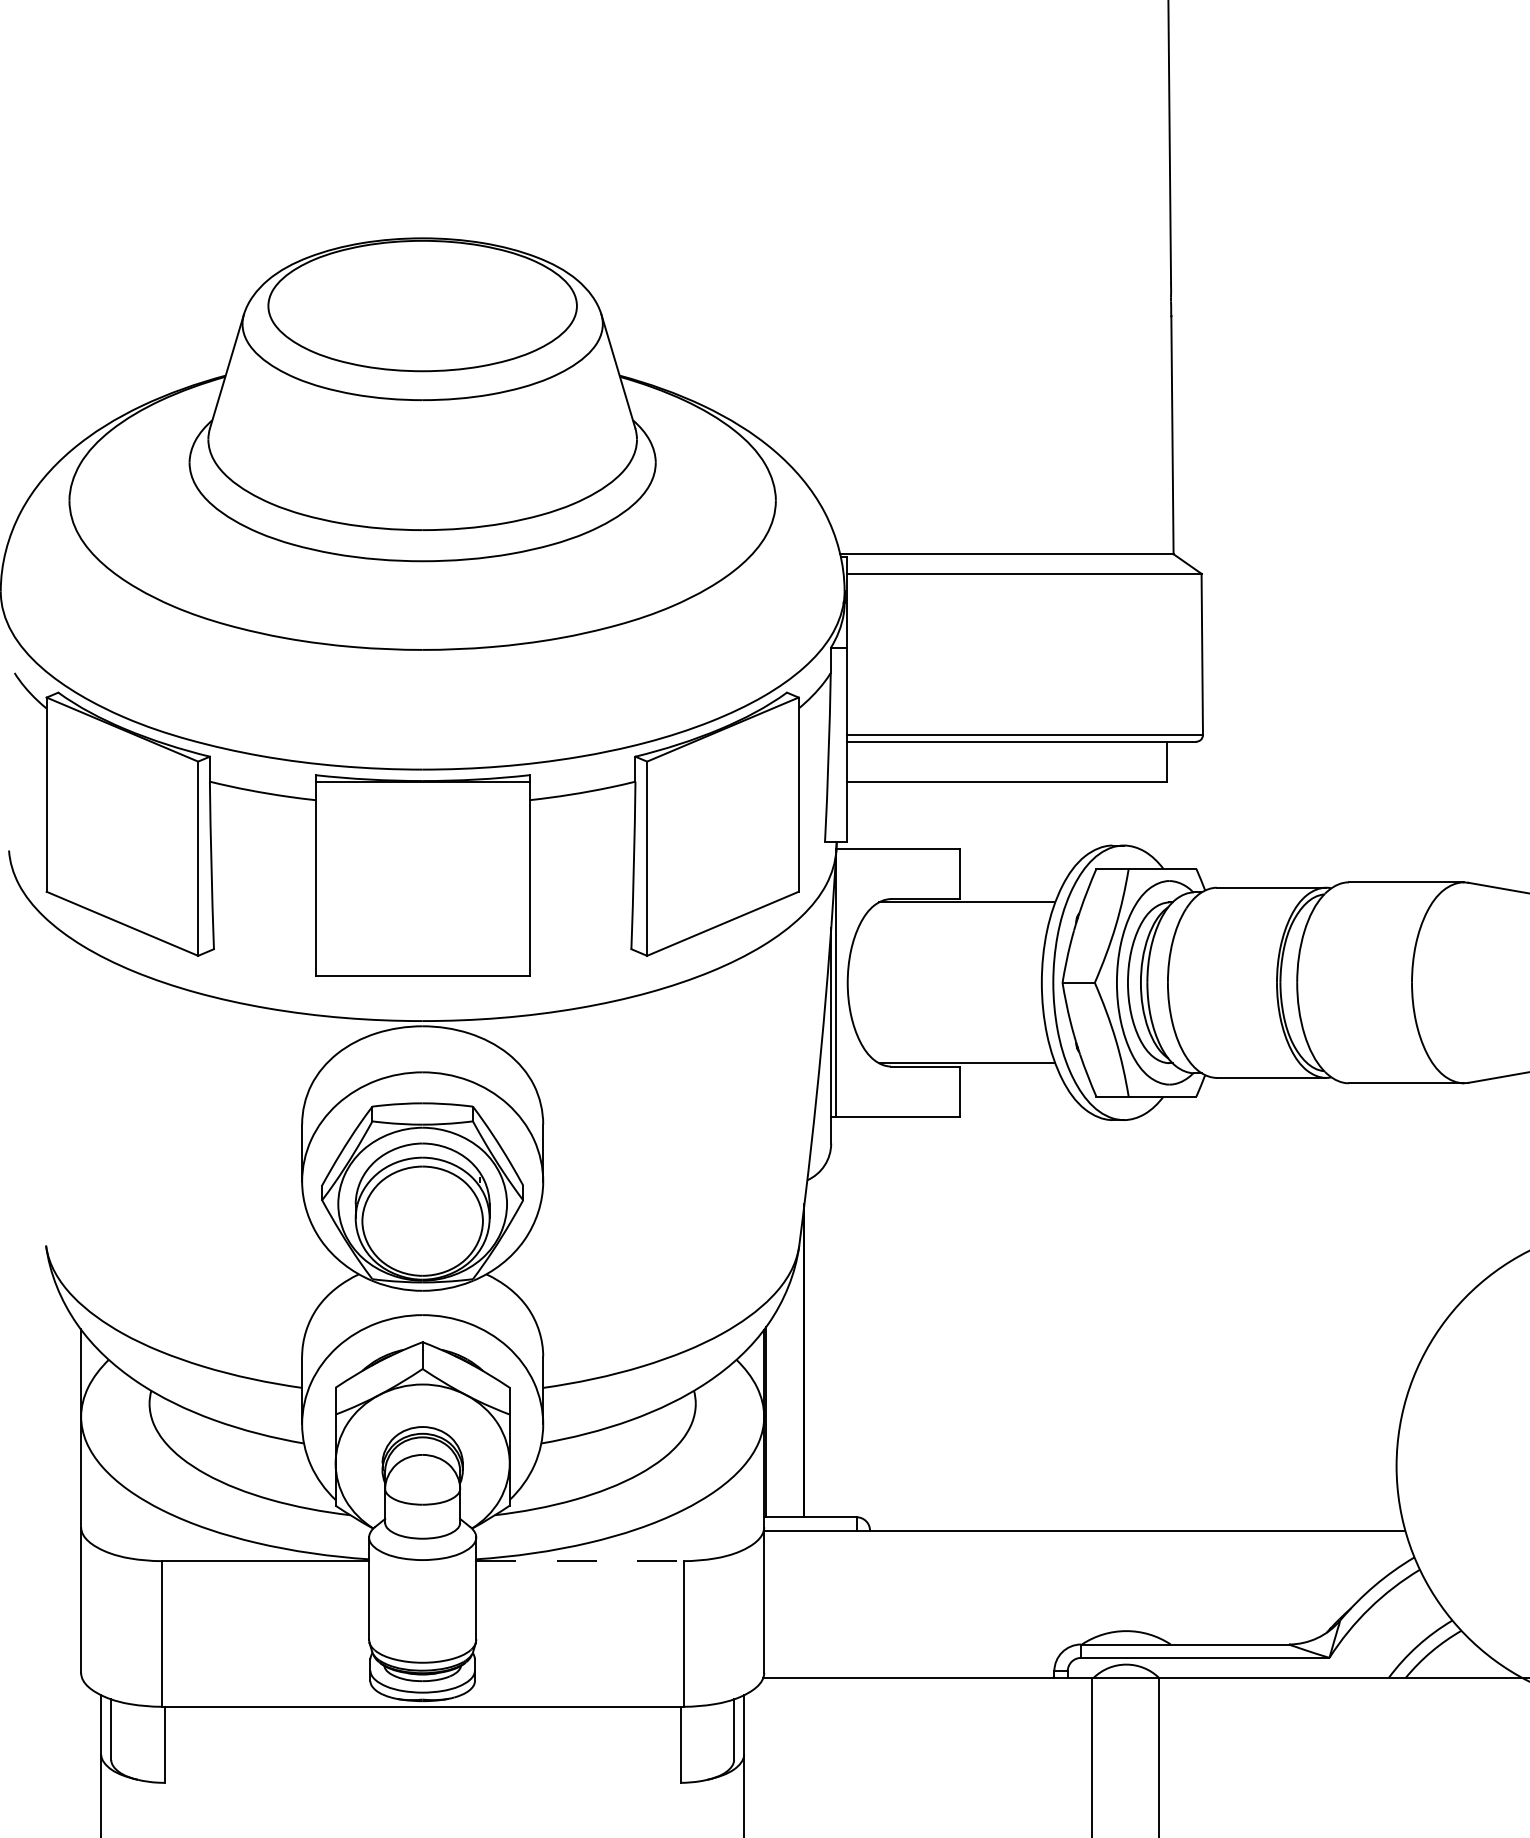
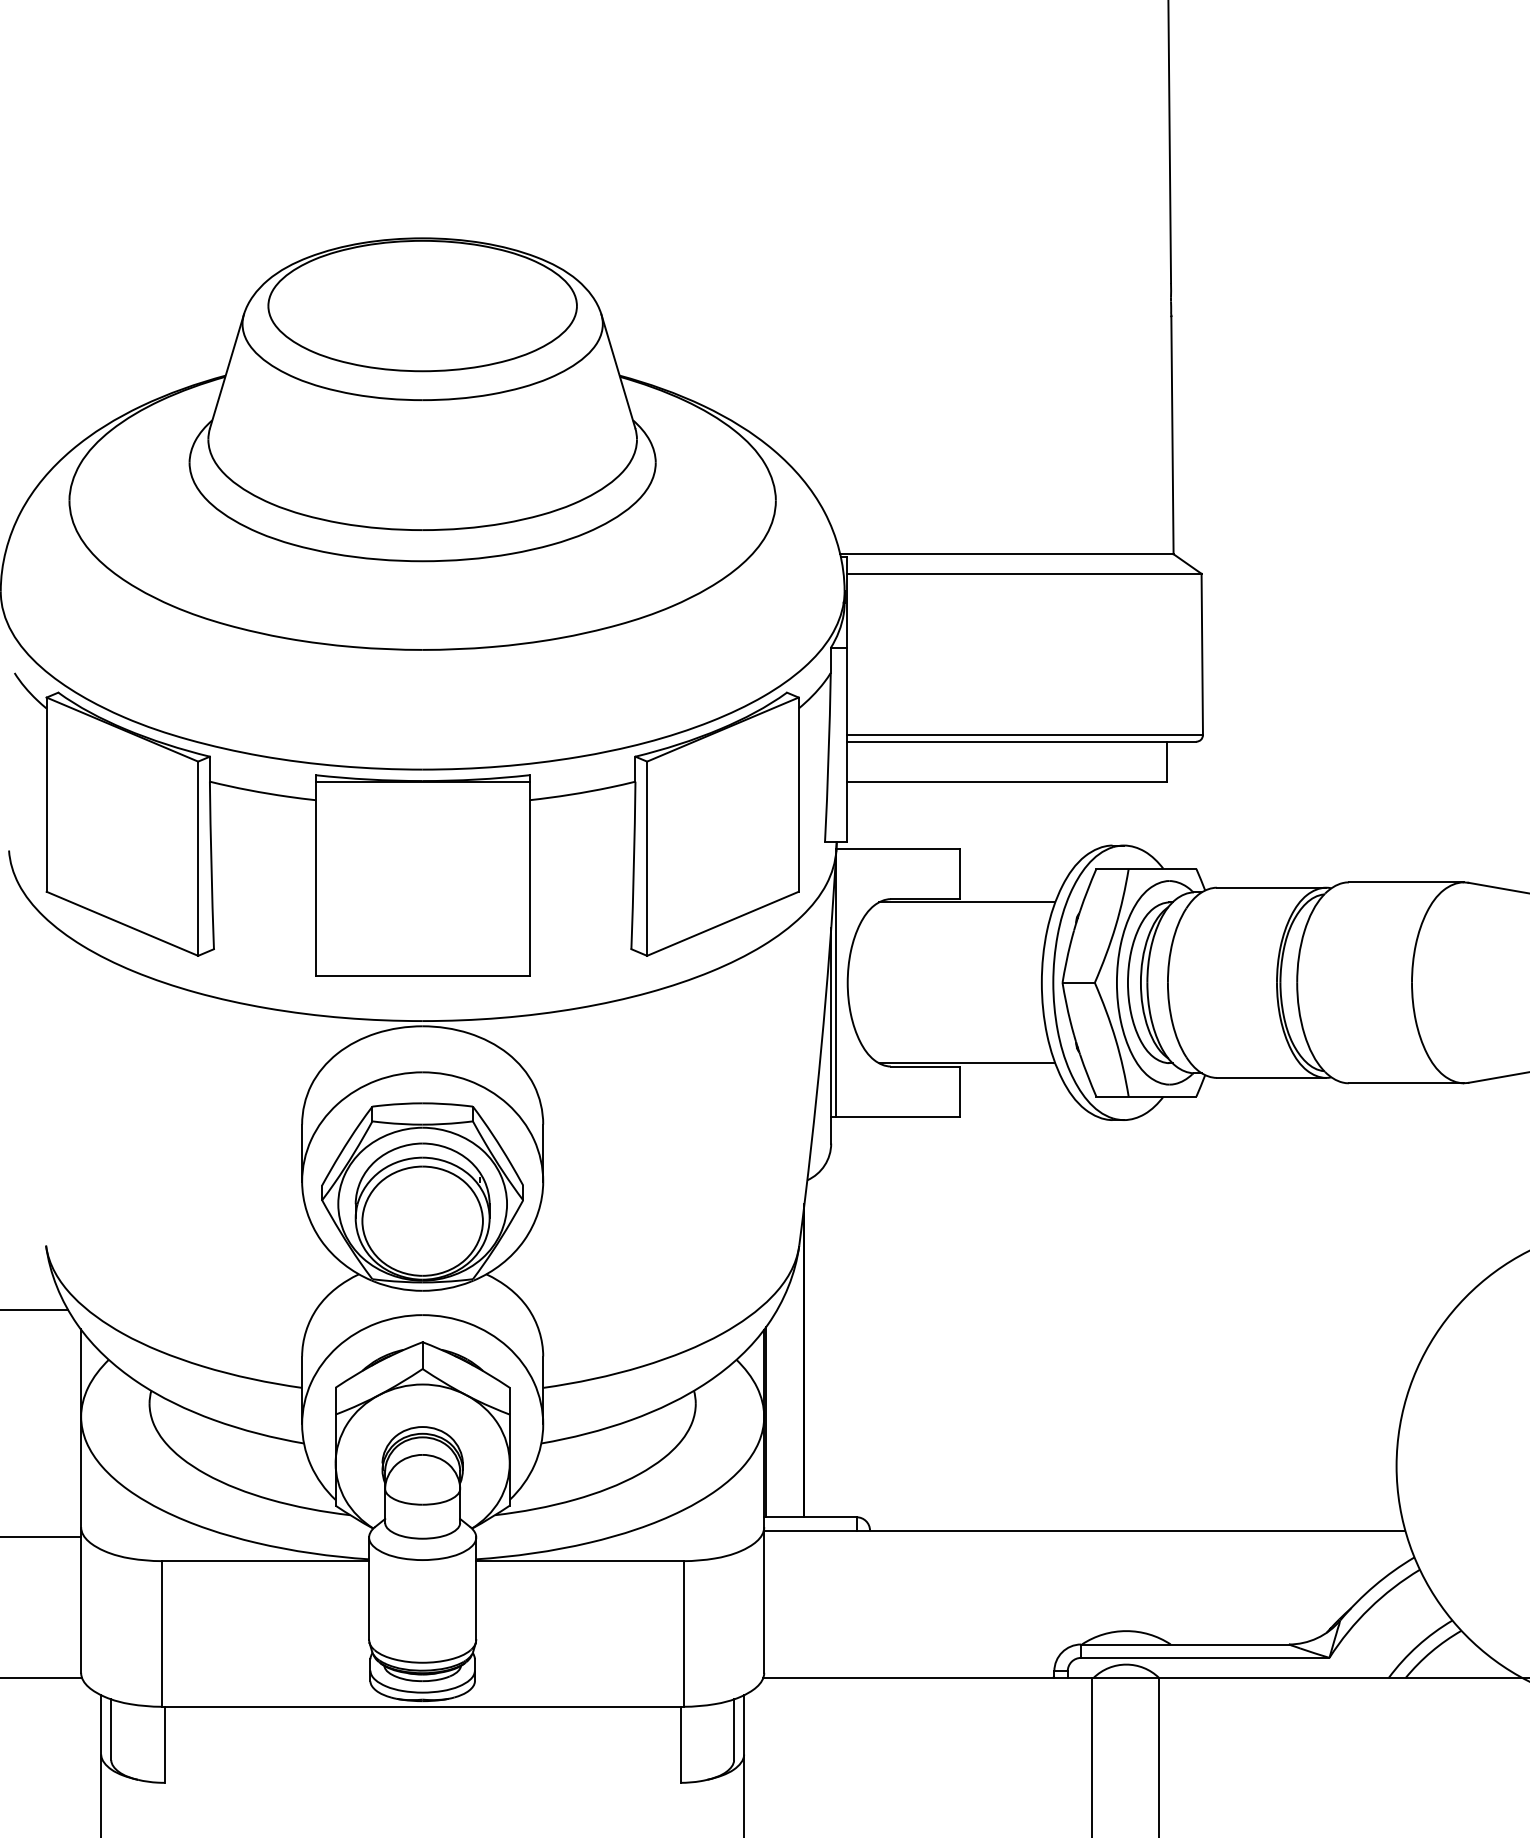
line: none -> present (34, 1309)
line: none -> present (41, 1537)
line: dashed -> solid (580, 1561)
line: none -> present (42, 1677)
